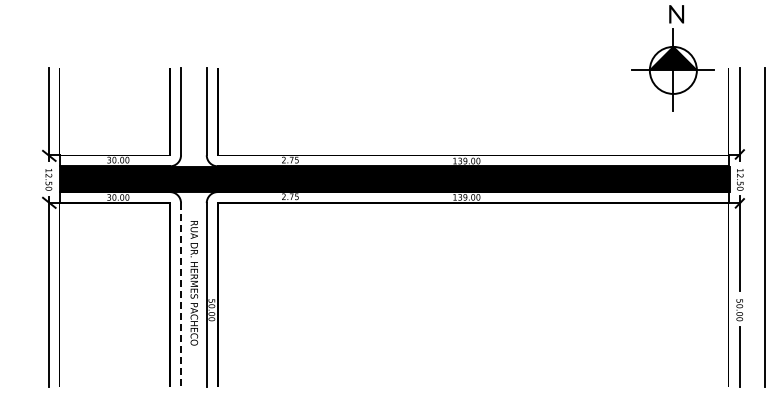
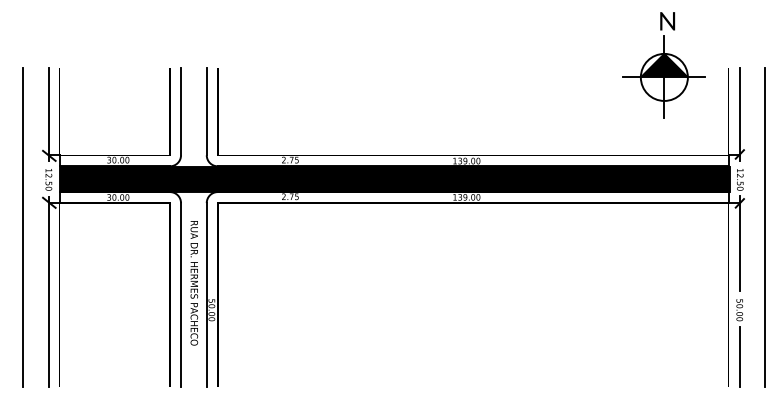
part position: (672, 58) -> (663, 65) (663, 65)
line: none -> present (23, 226)
line: dashed -> solid (181, 294)
